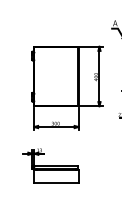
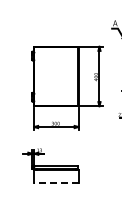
line: solid -> dashed (55, 183)
